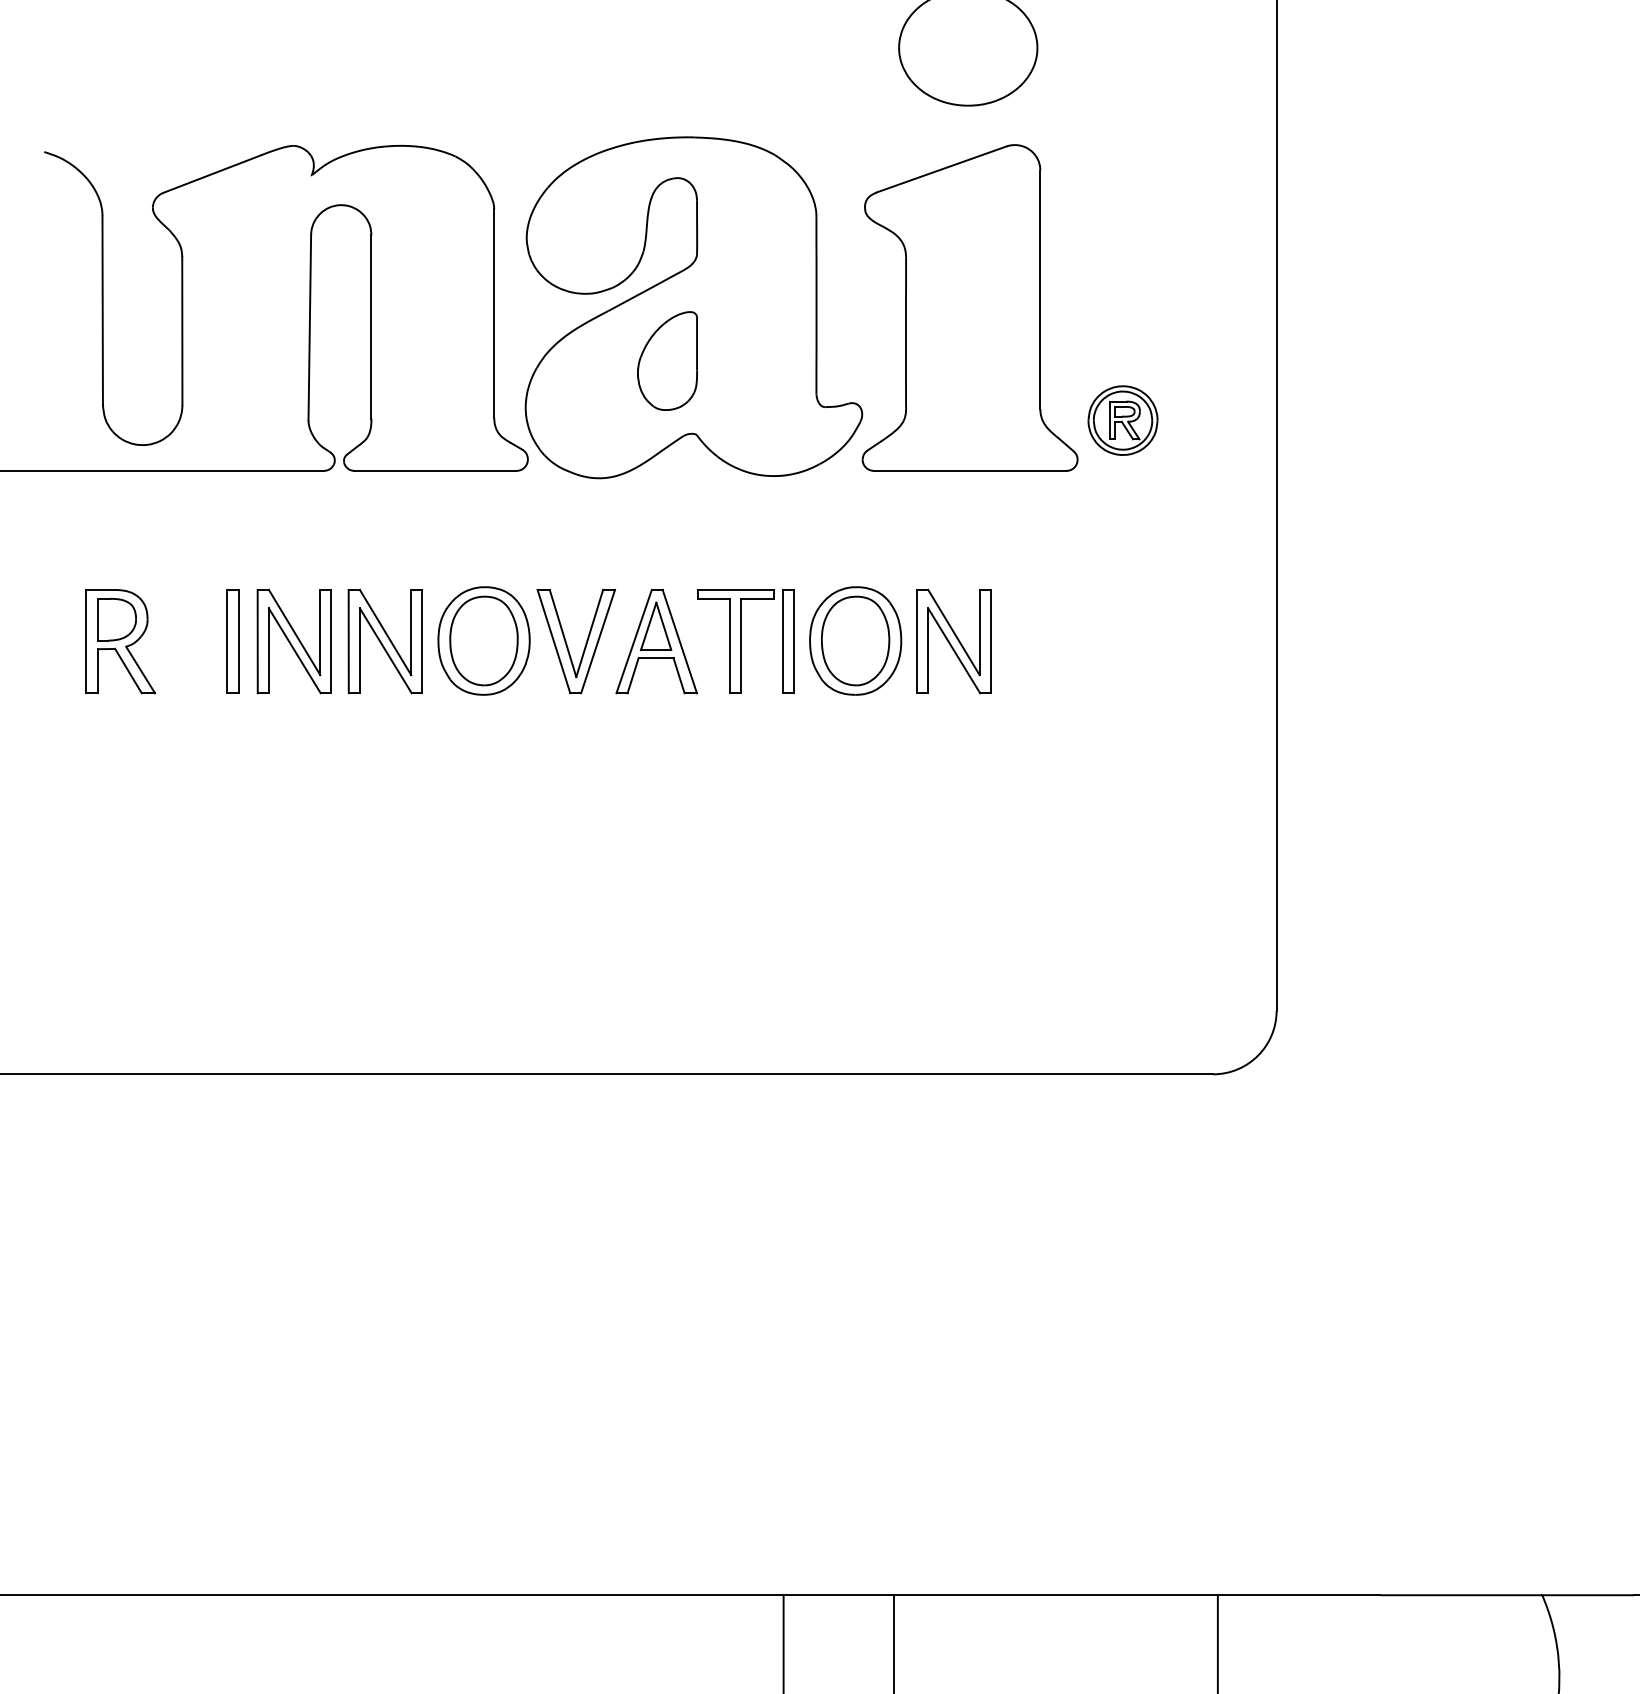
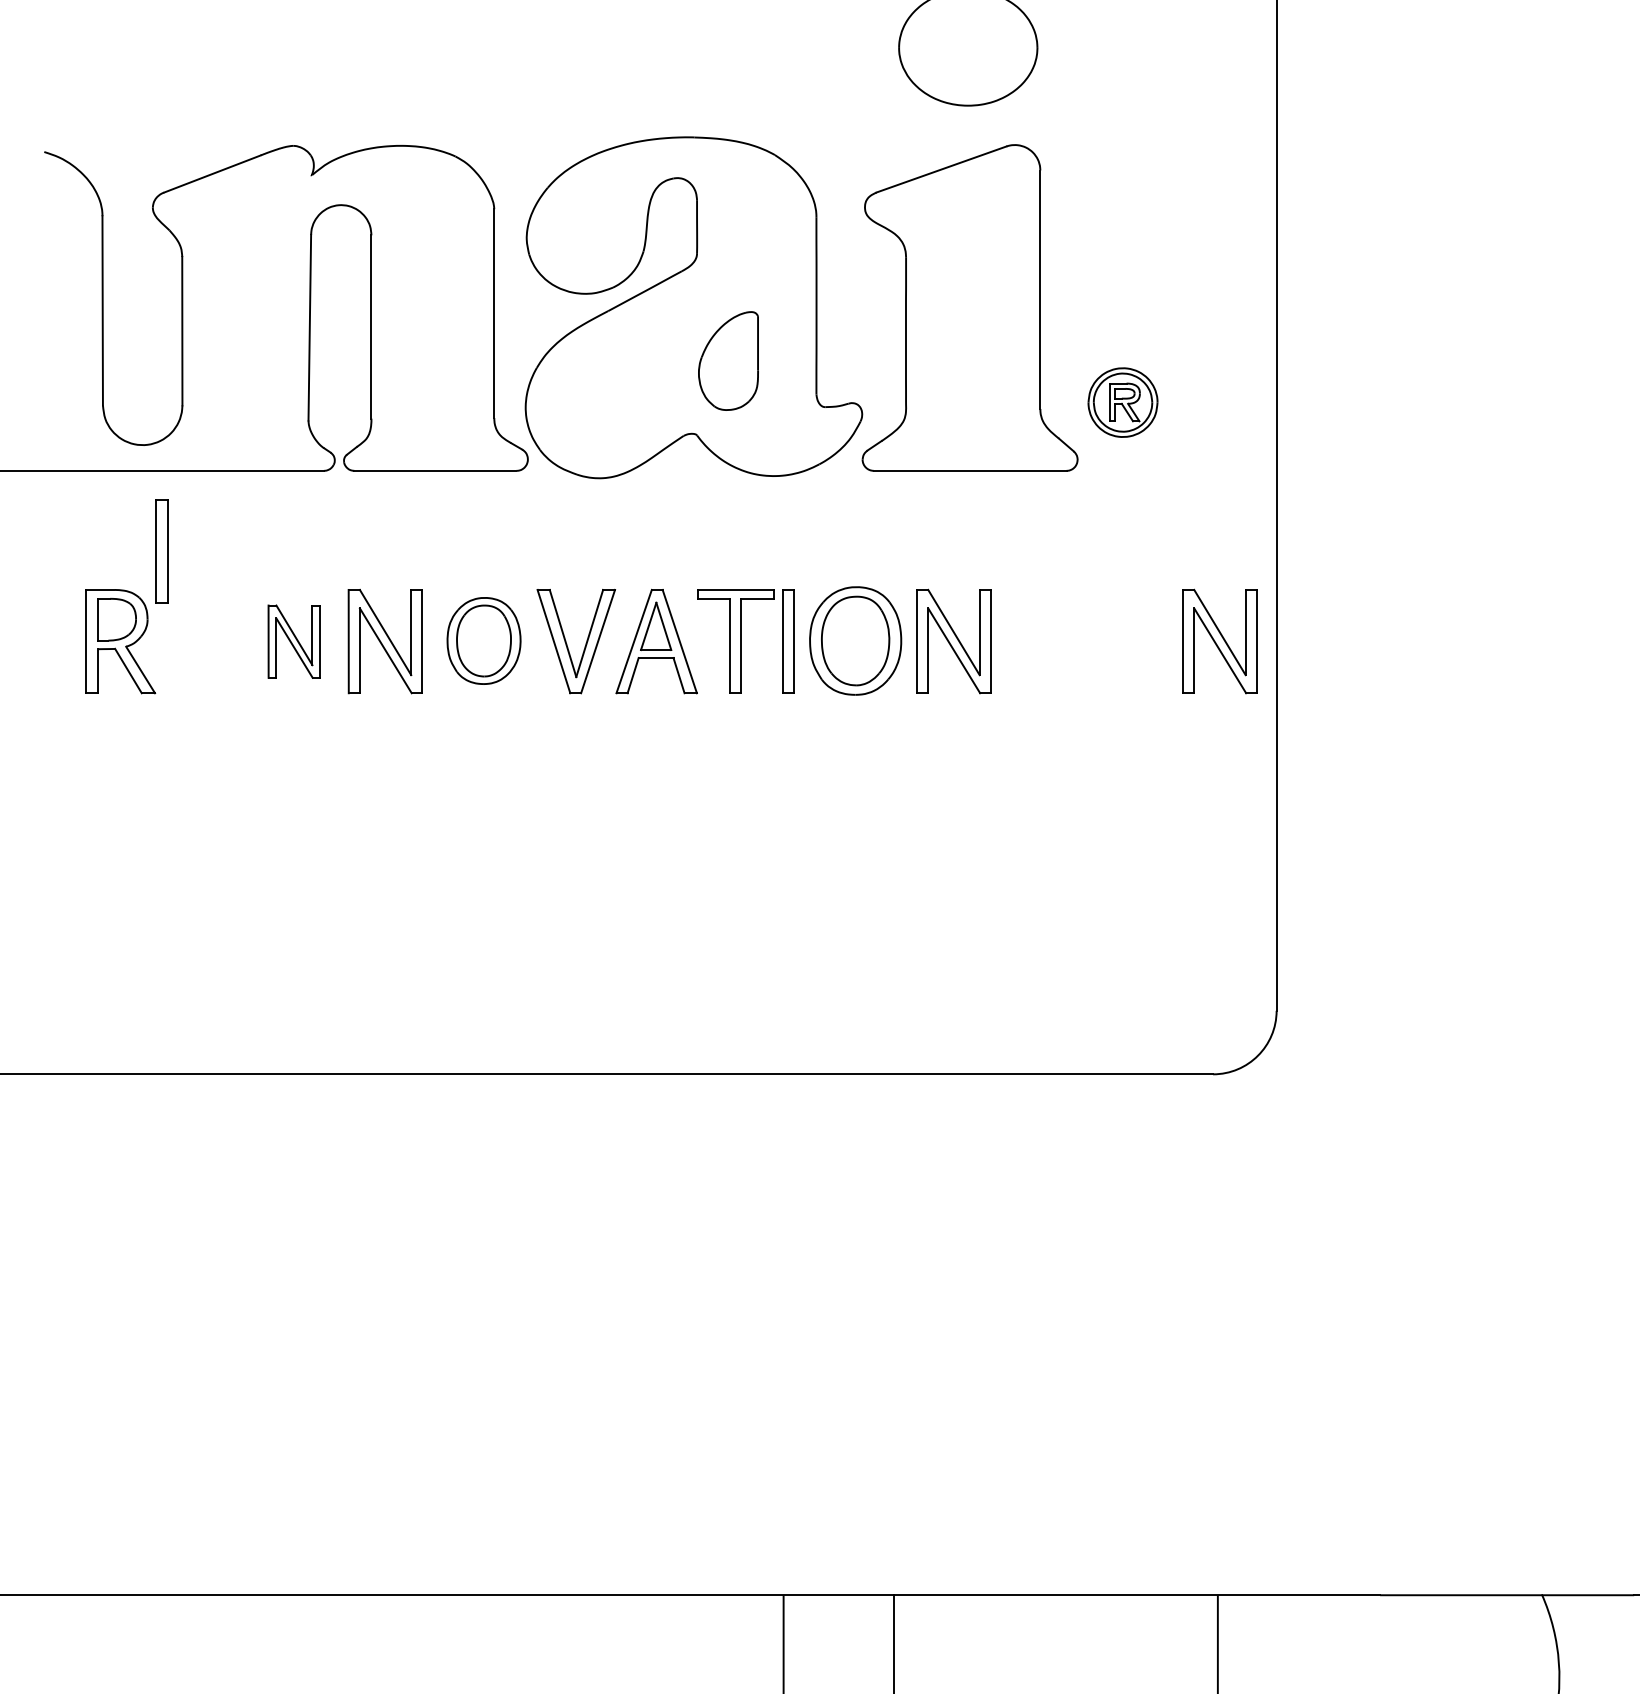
part position: (667, 360) -> (728, 360) (728, 360)
part position: (1122, 420) -> (1122, 402) (1122, 402)
part size: 94x110 px -> 76x88 px (483, 640)
part position: (232, 641) -> (161, 551) (161, 551)
part size: 76x106 px -> 54x75 px (293, 641)
part: none -> present (1219, 641)
